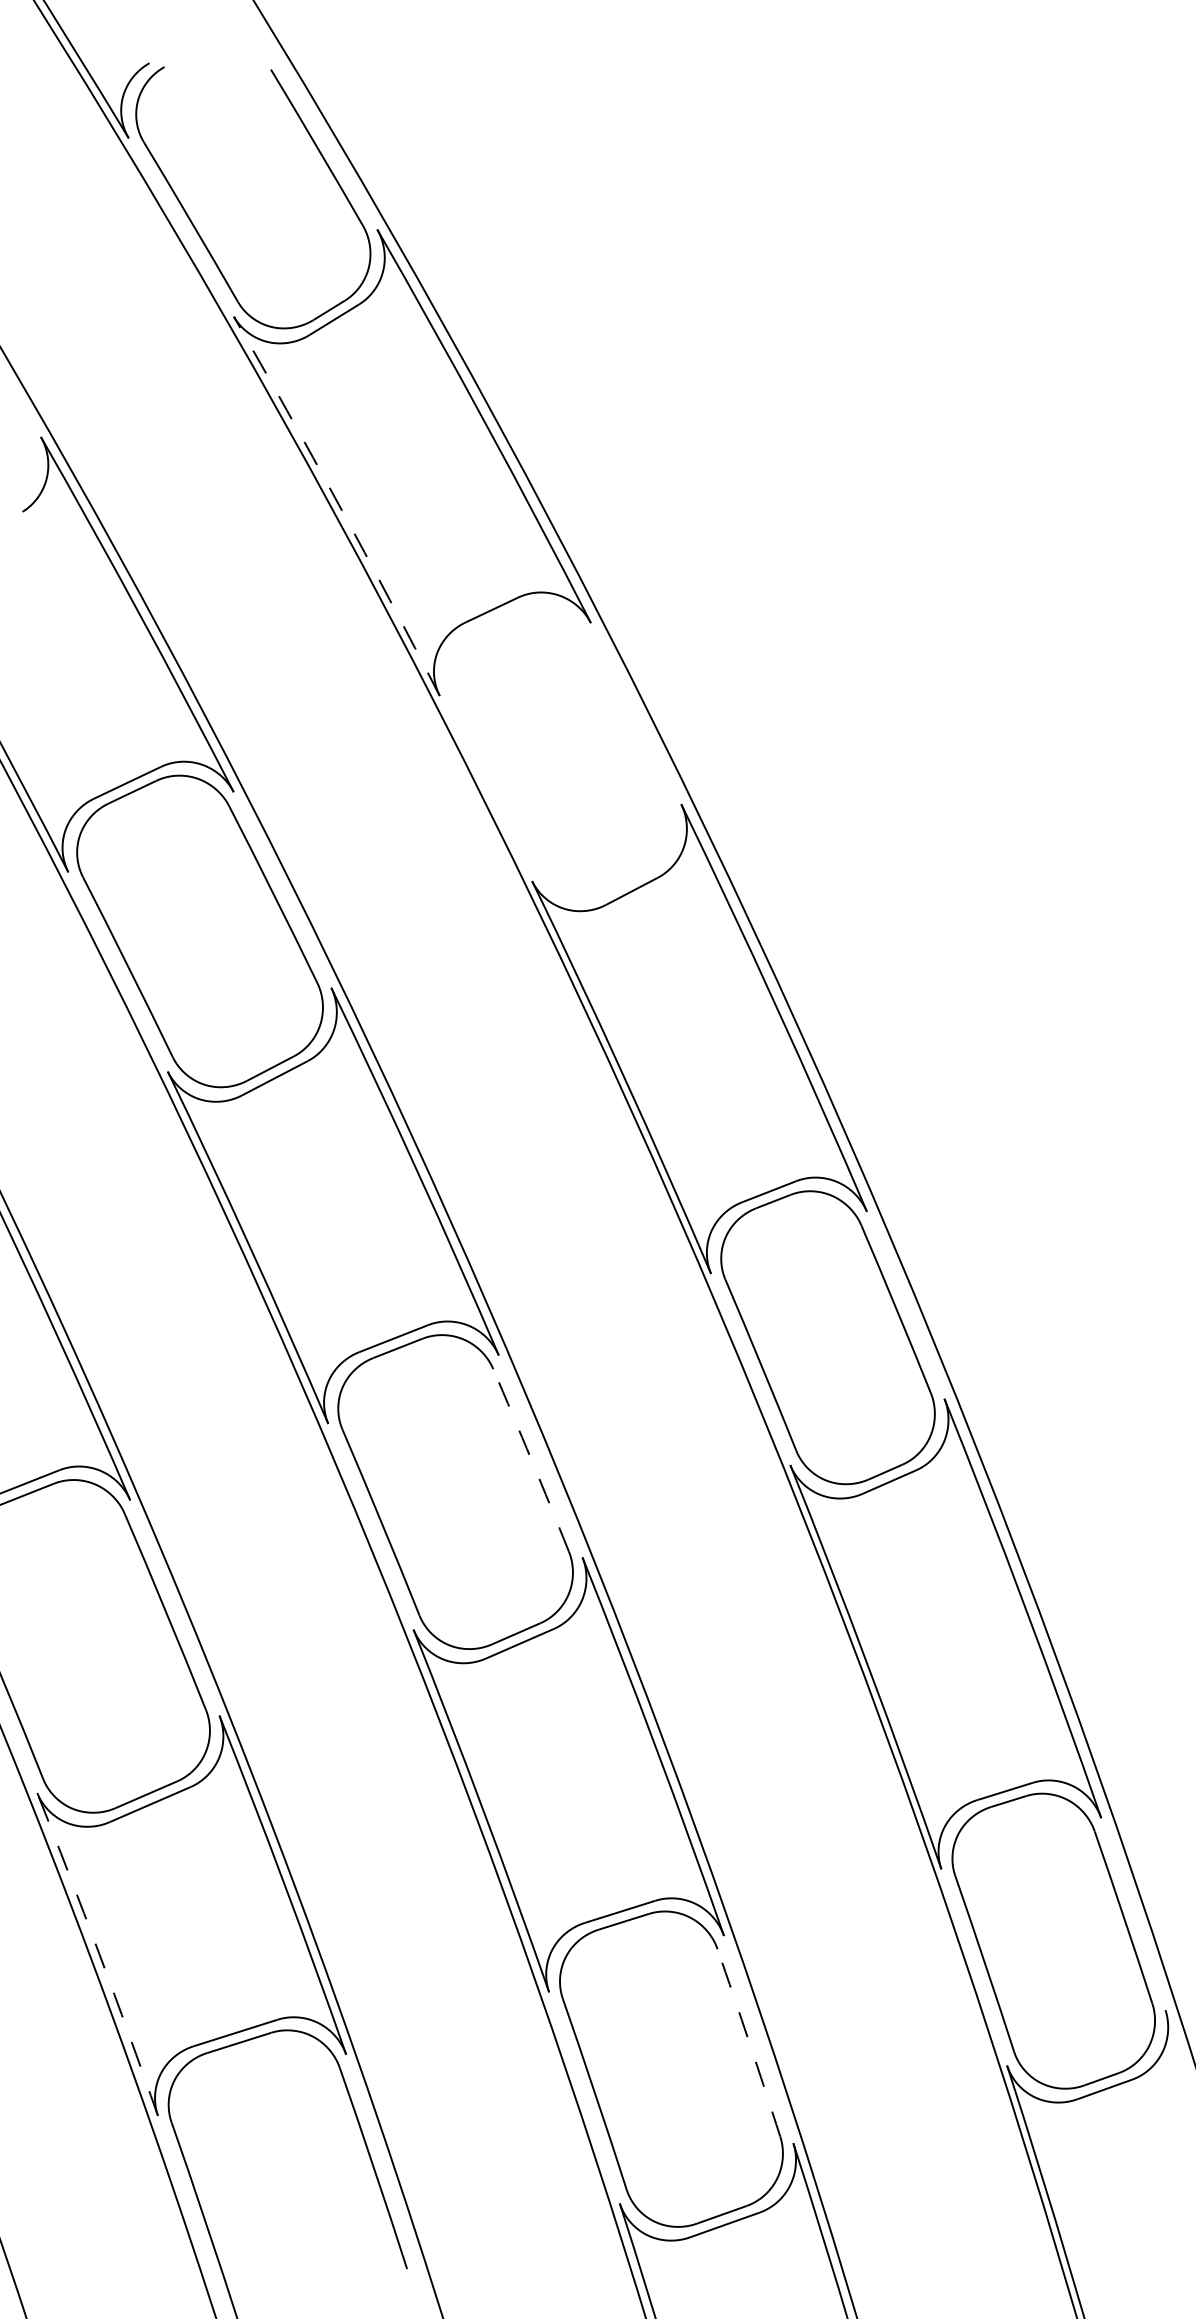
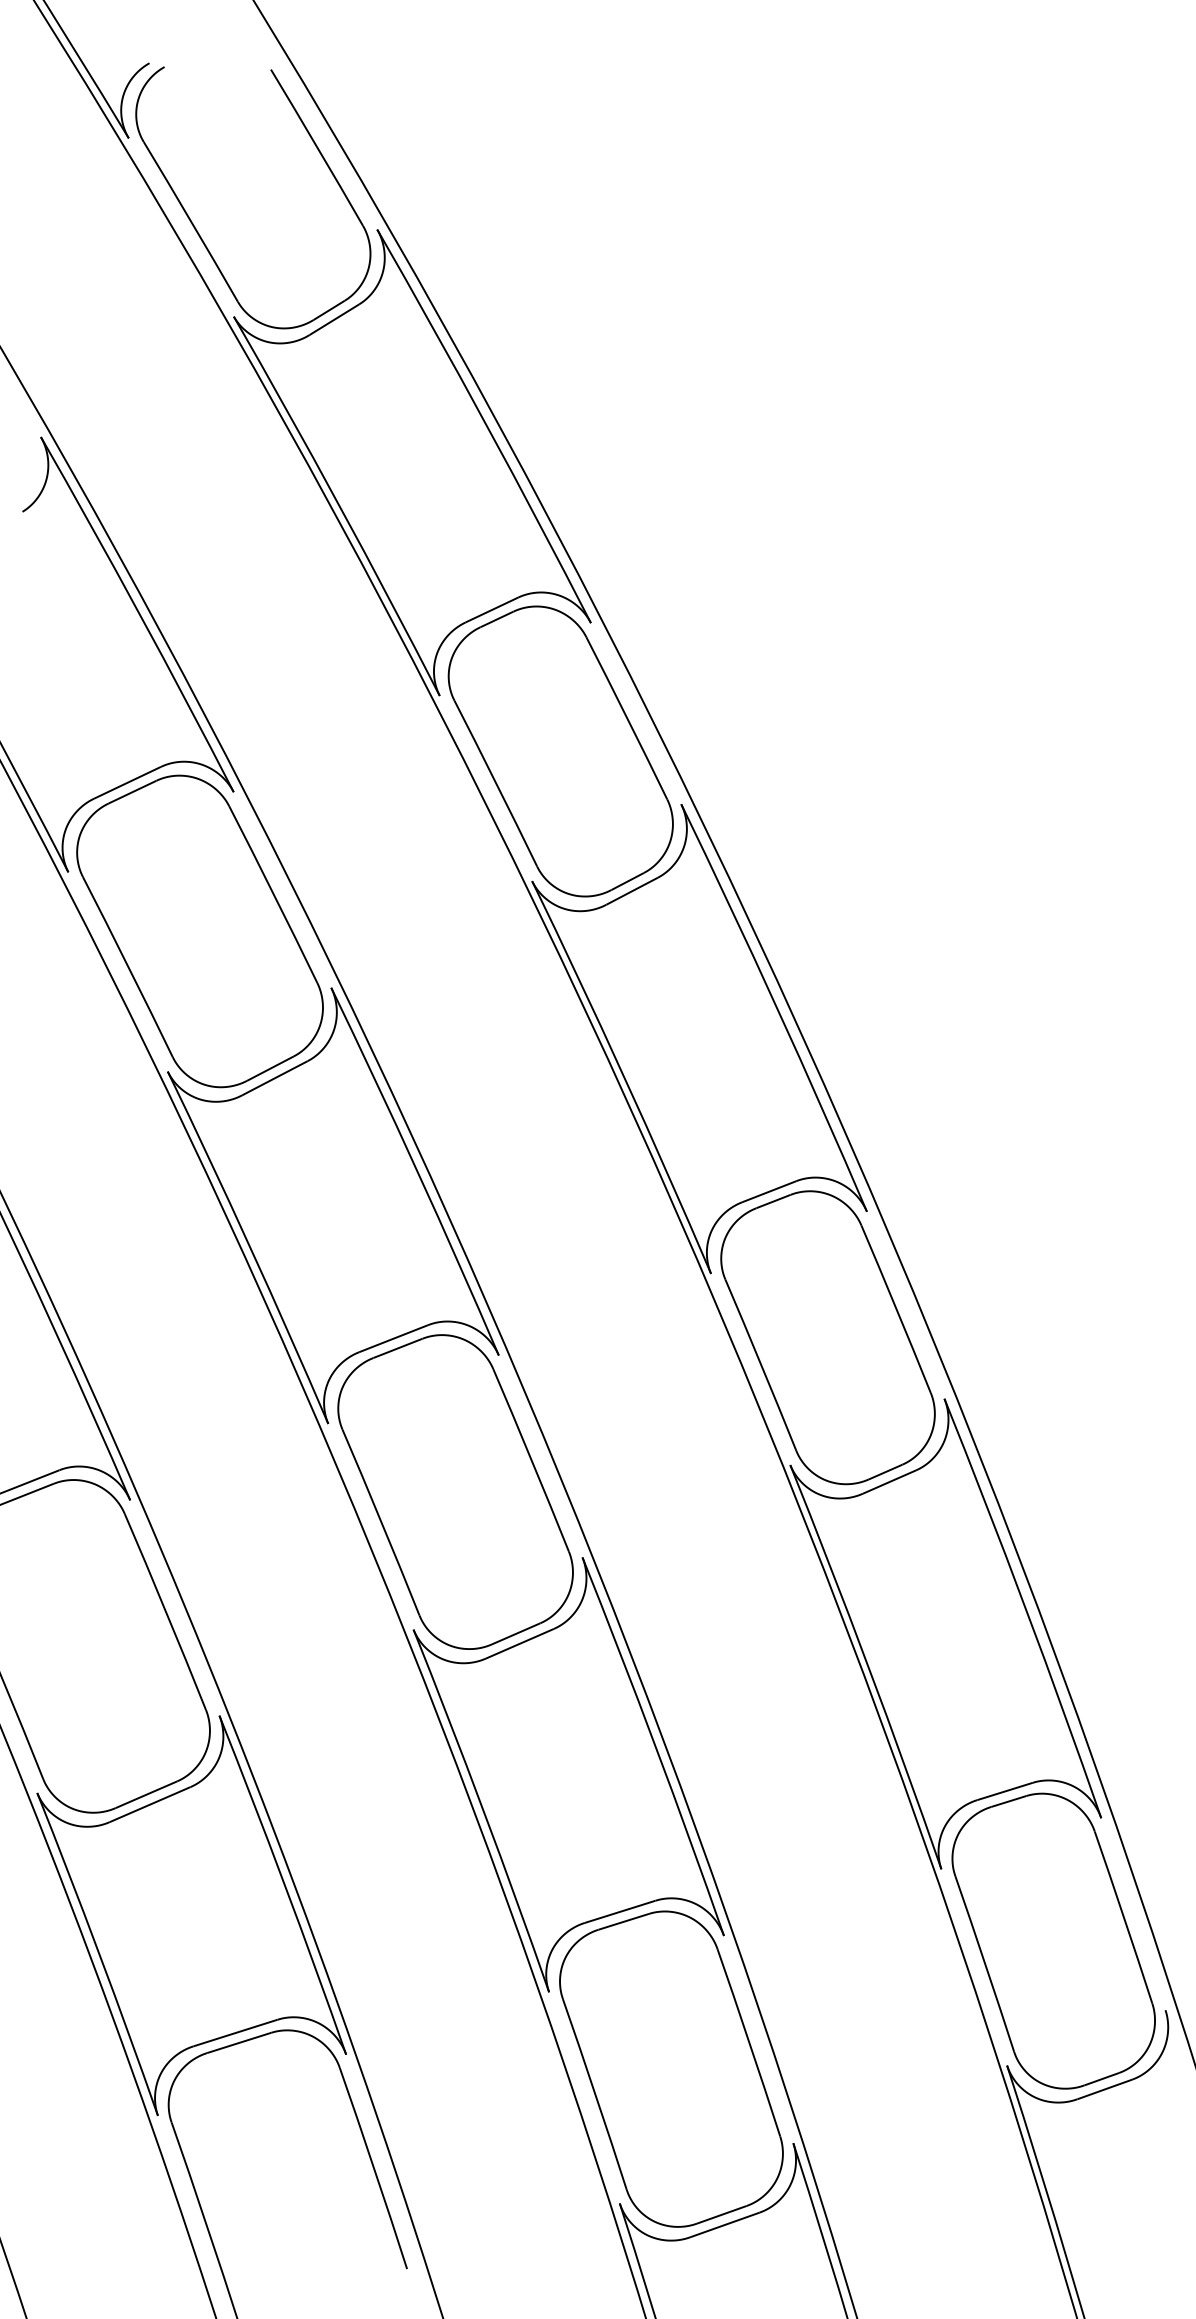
arc: dashed -> solid (339, 505)
part: none -> present (560, 751)
arc: dashed -> solid (531, 1460)
arc: dashed -> solid (99, 1953)
arc: dashed -> solid (749, 2042)
